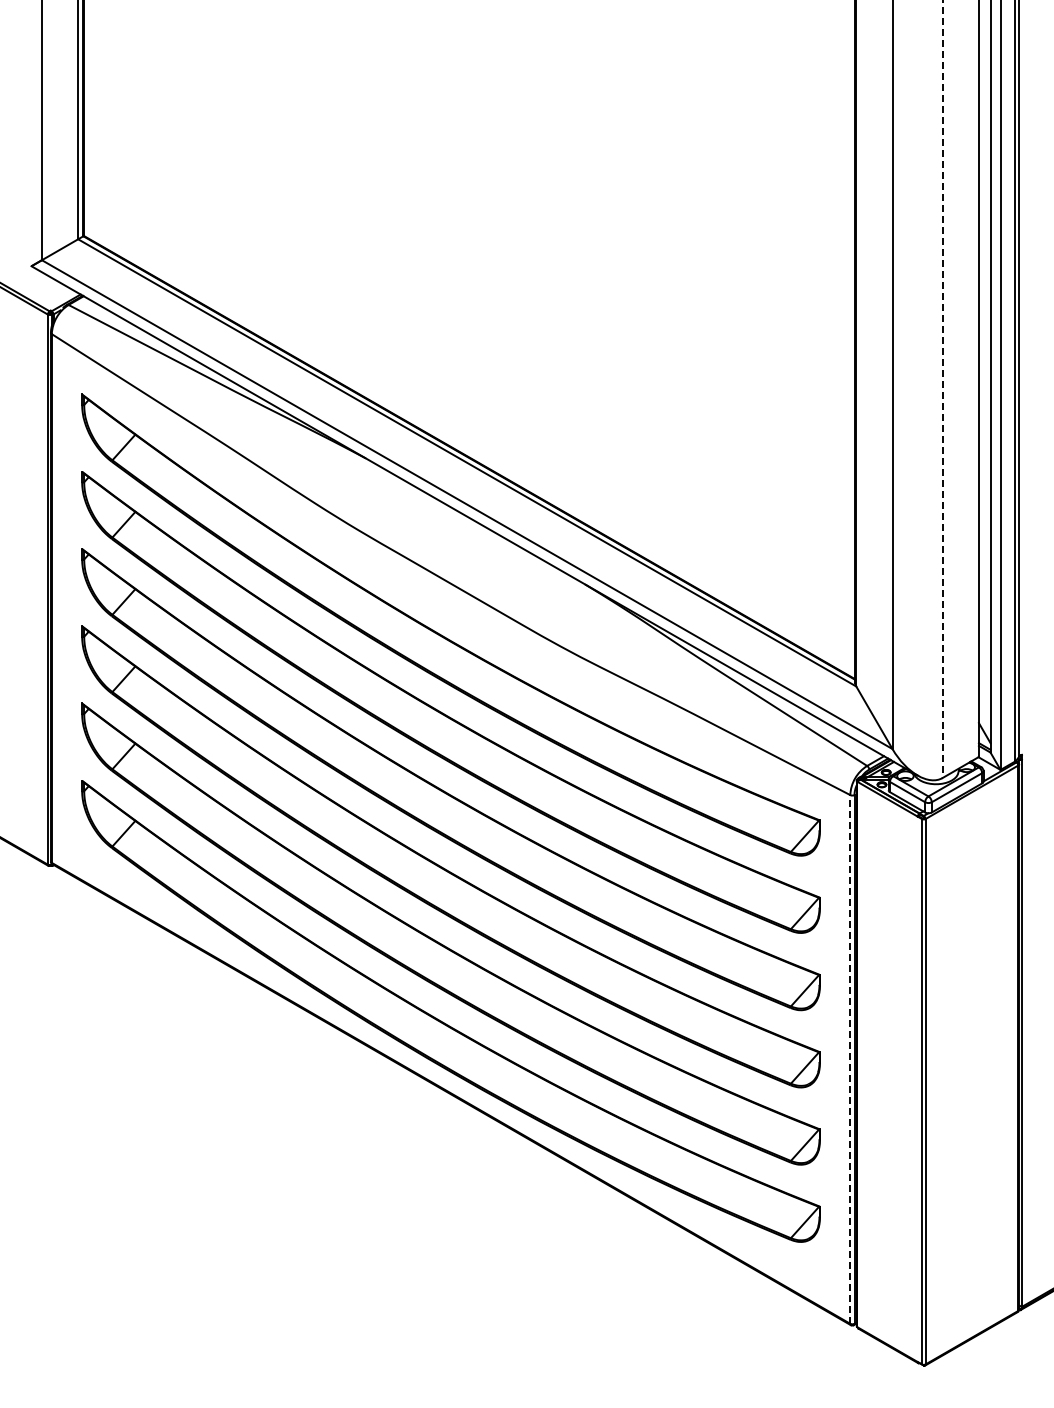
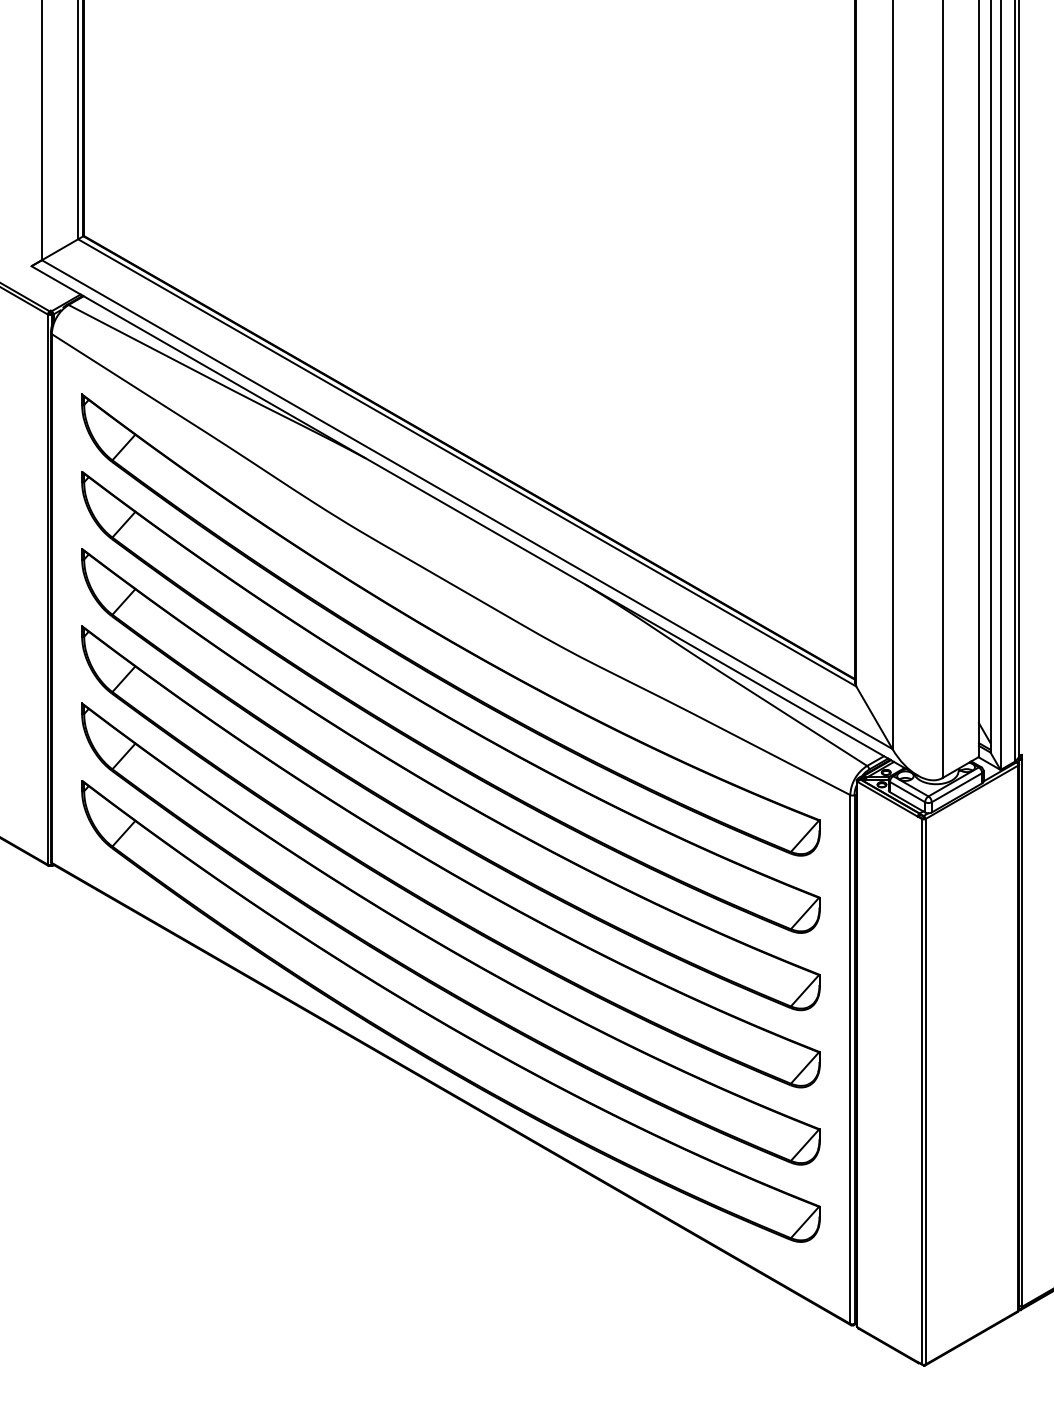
line: dashed -> solid (942, 389)
line: dashed -> solid (850, 1058)
